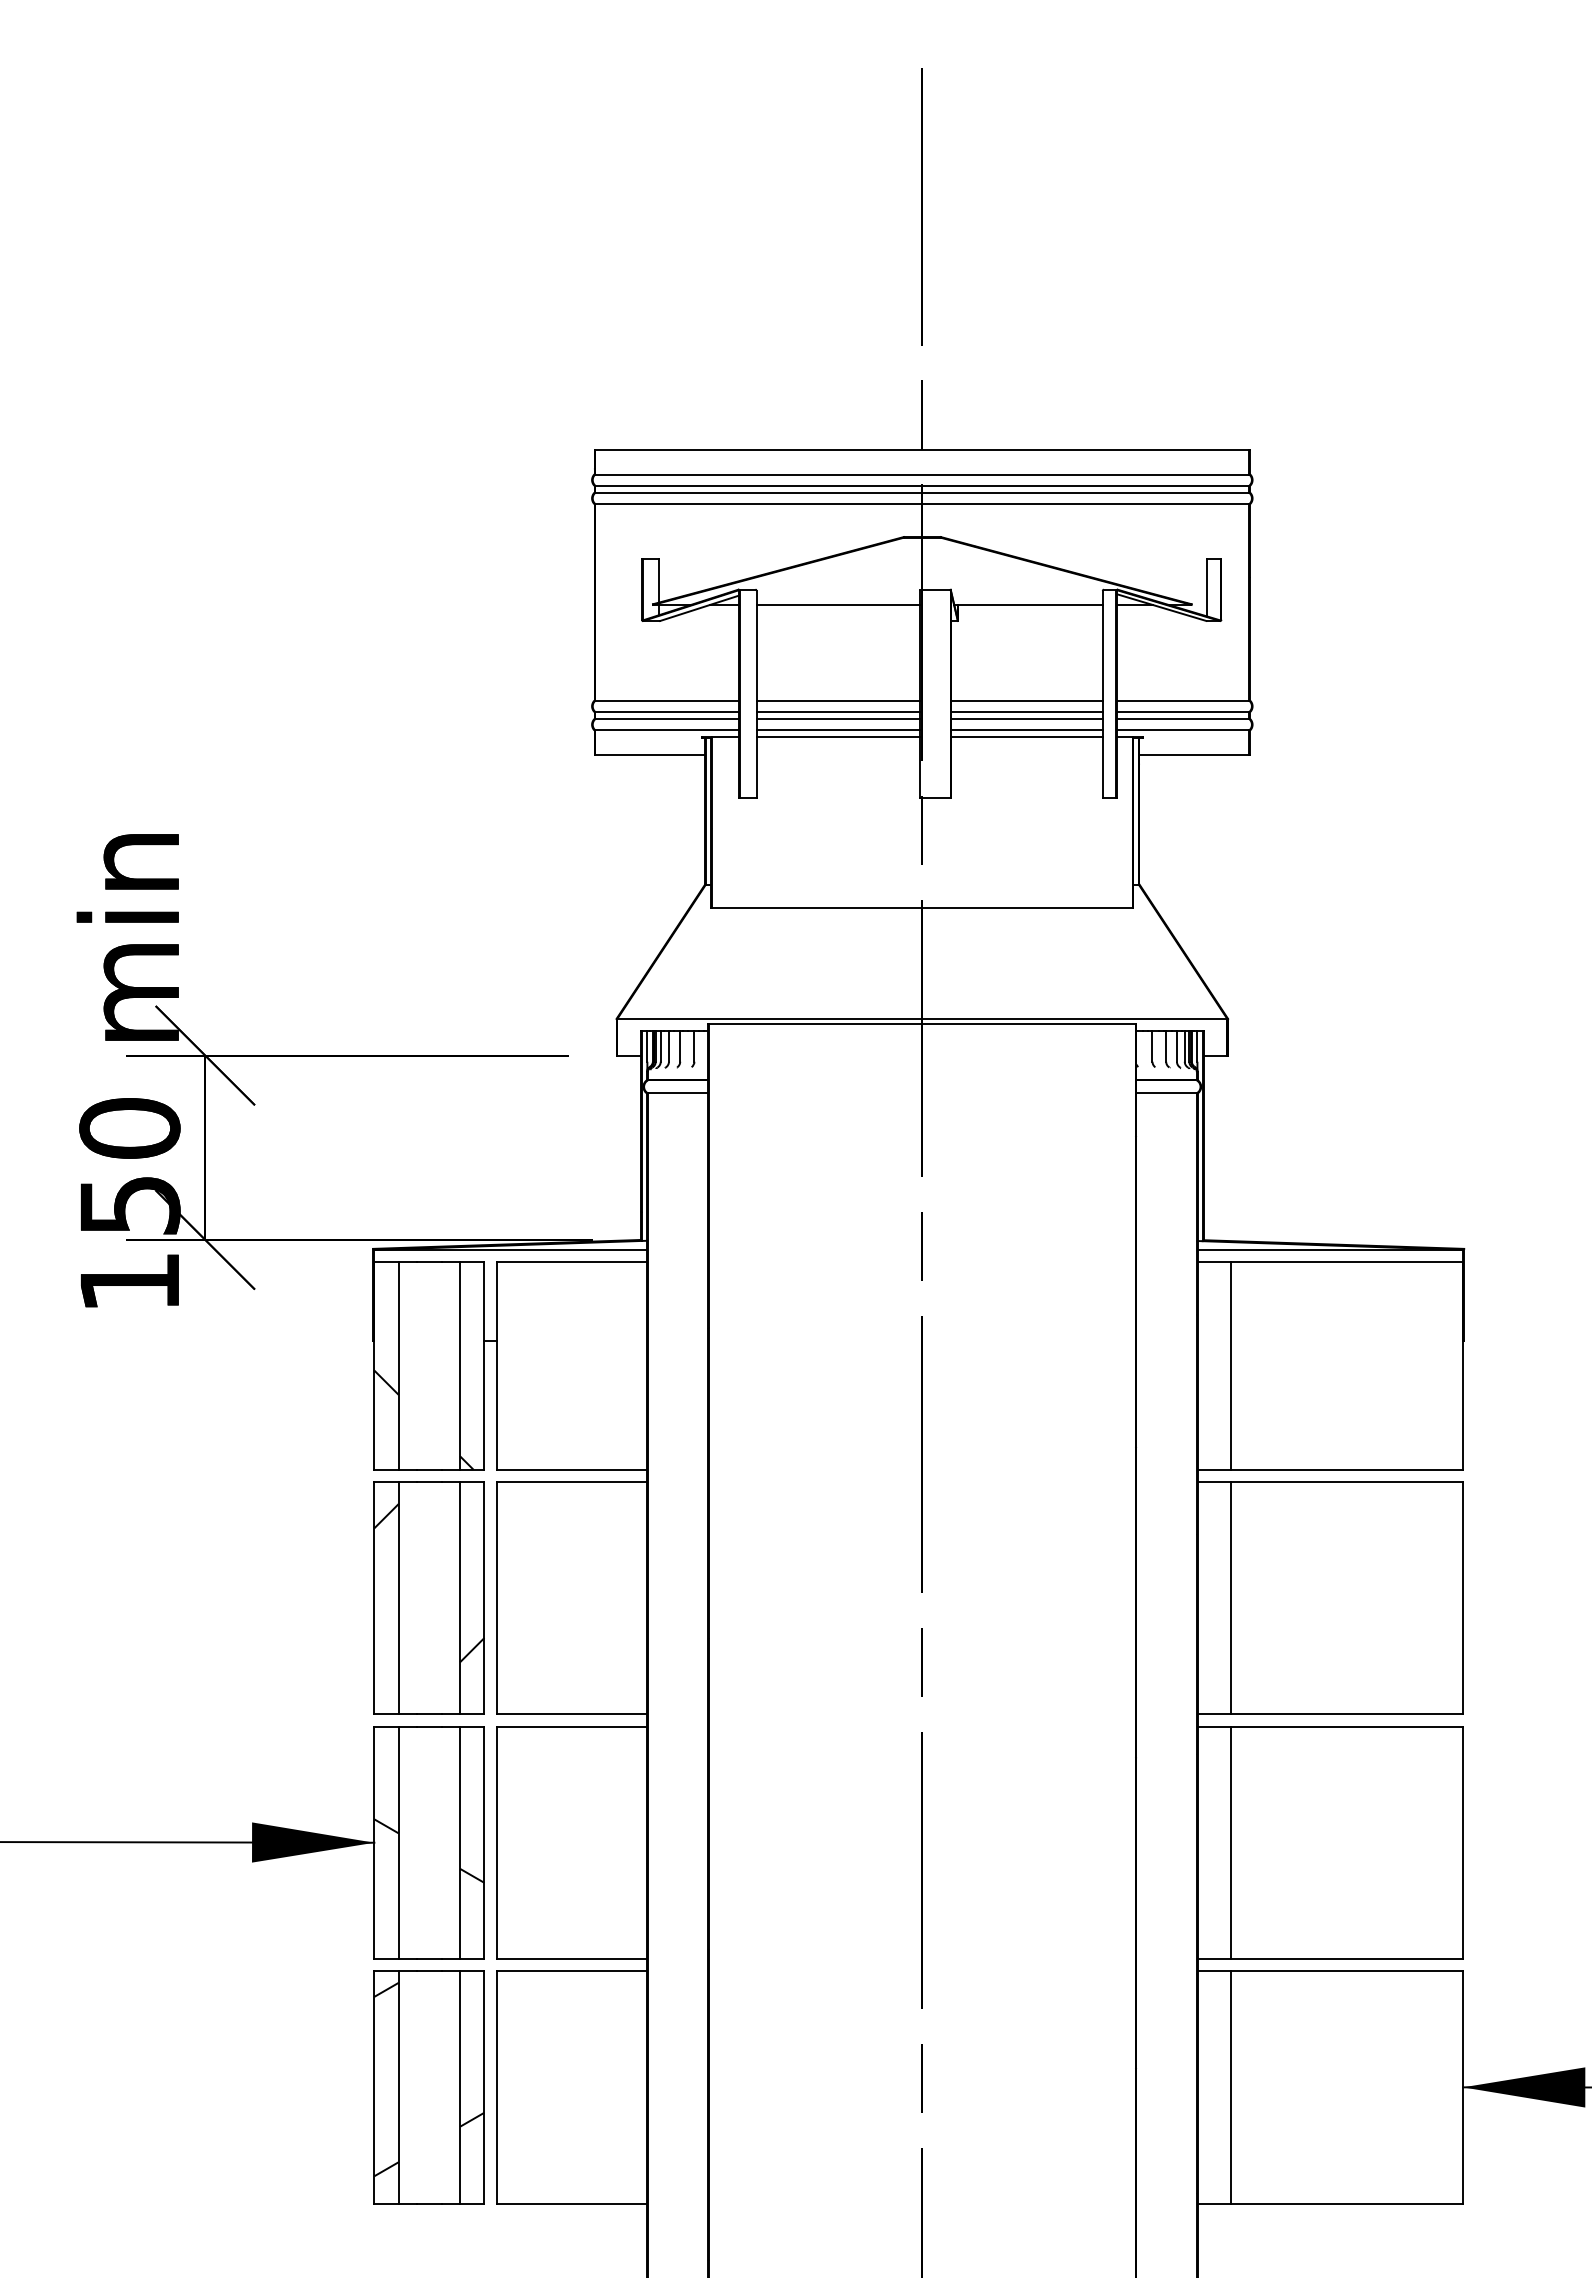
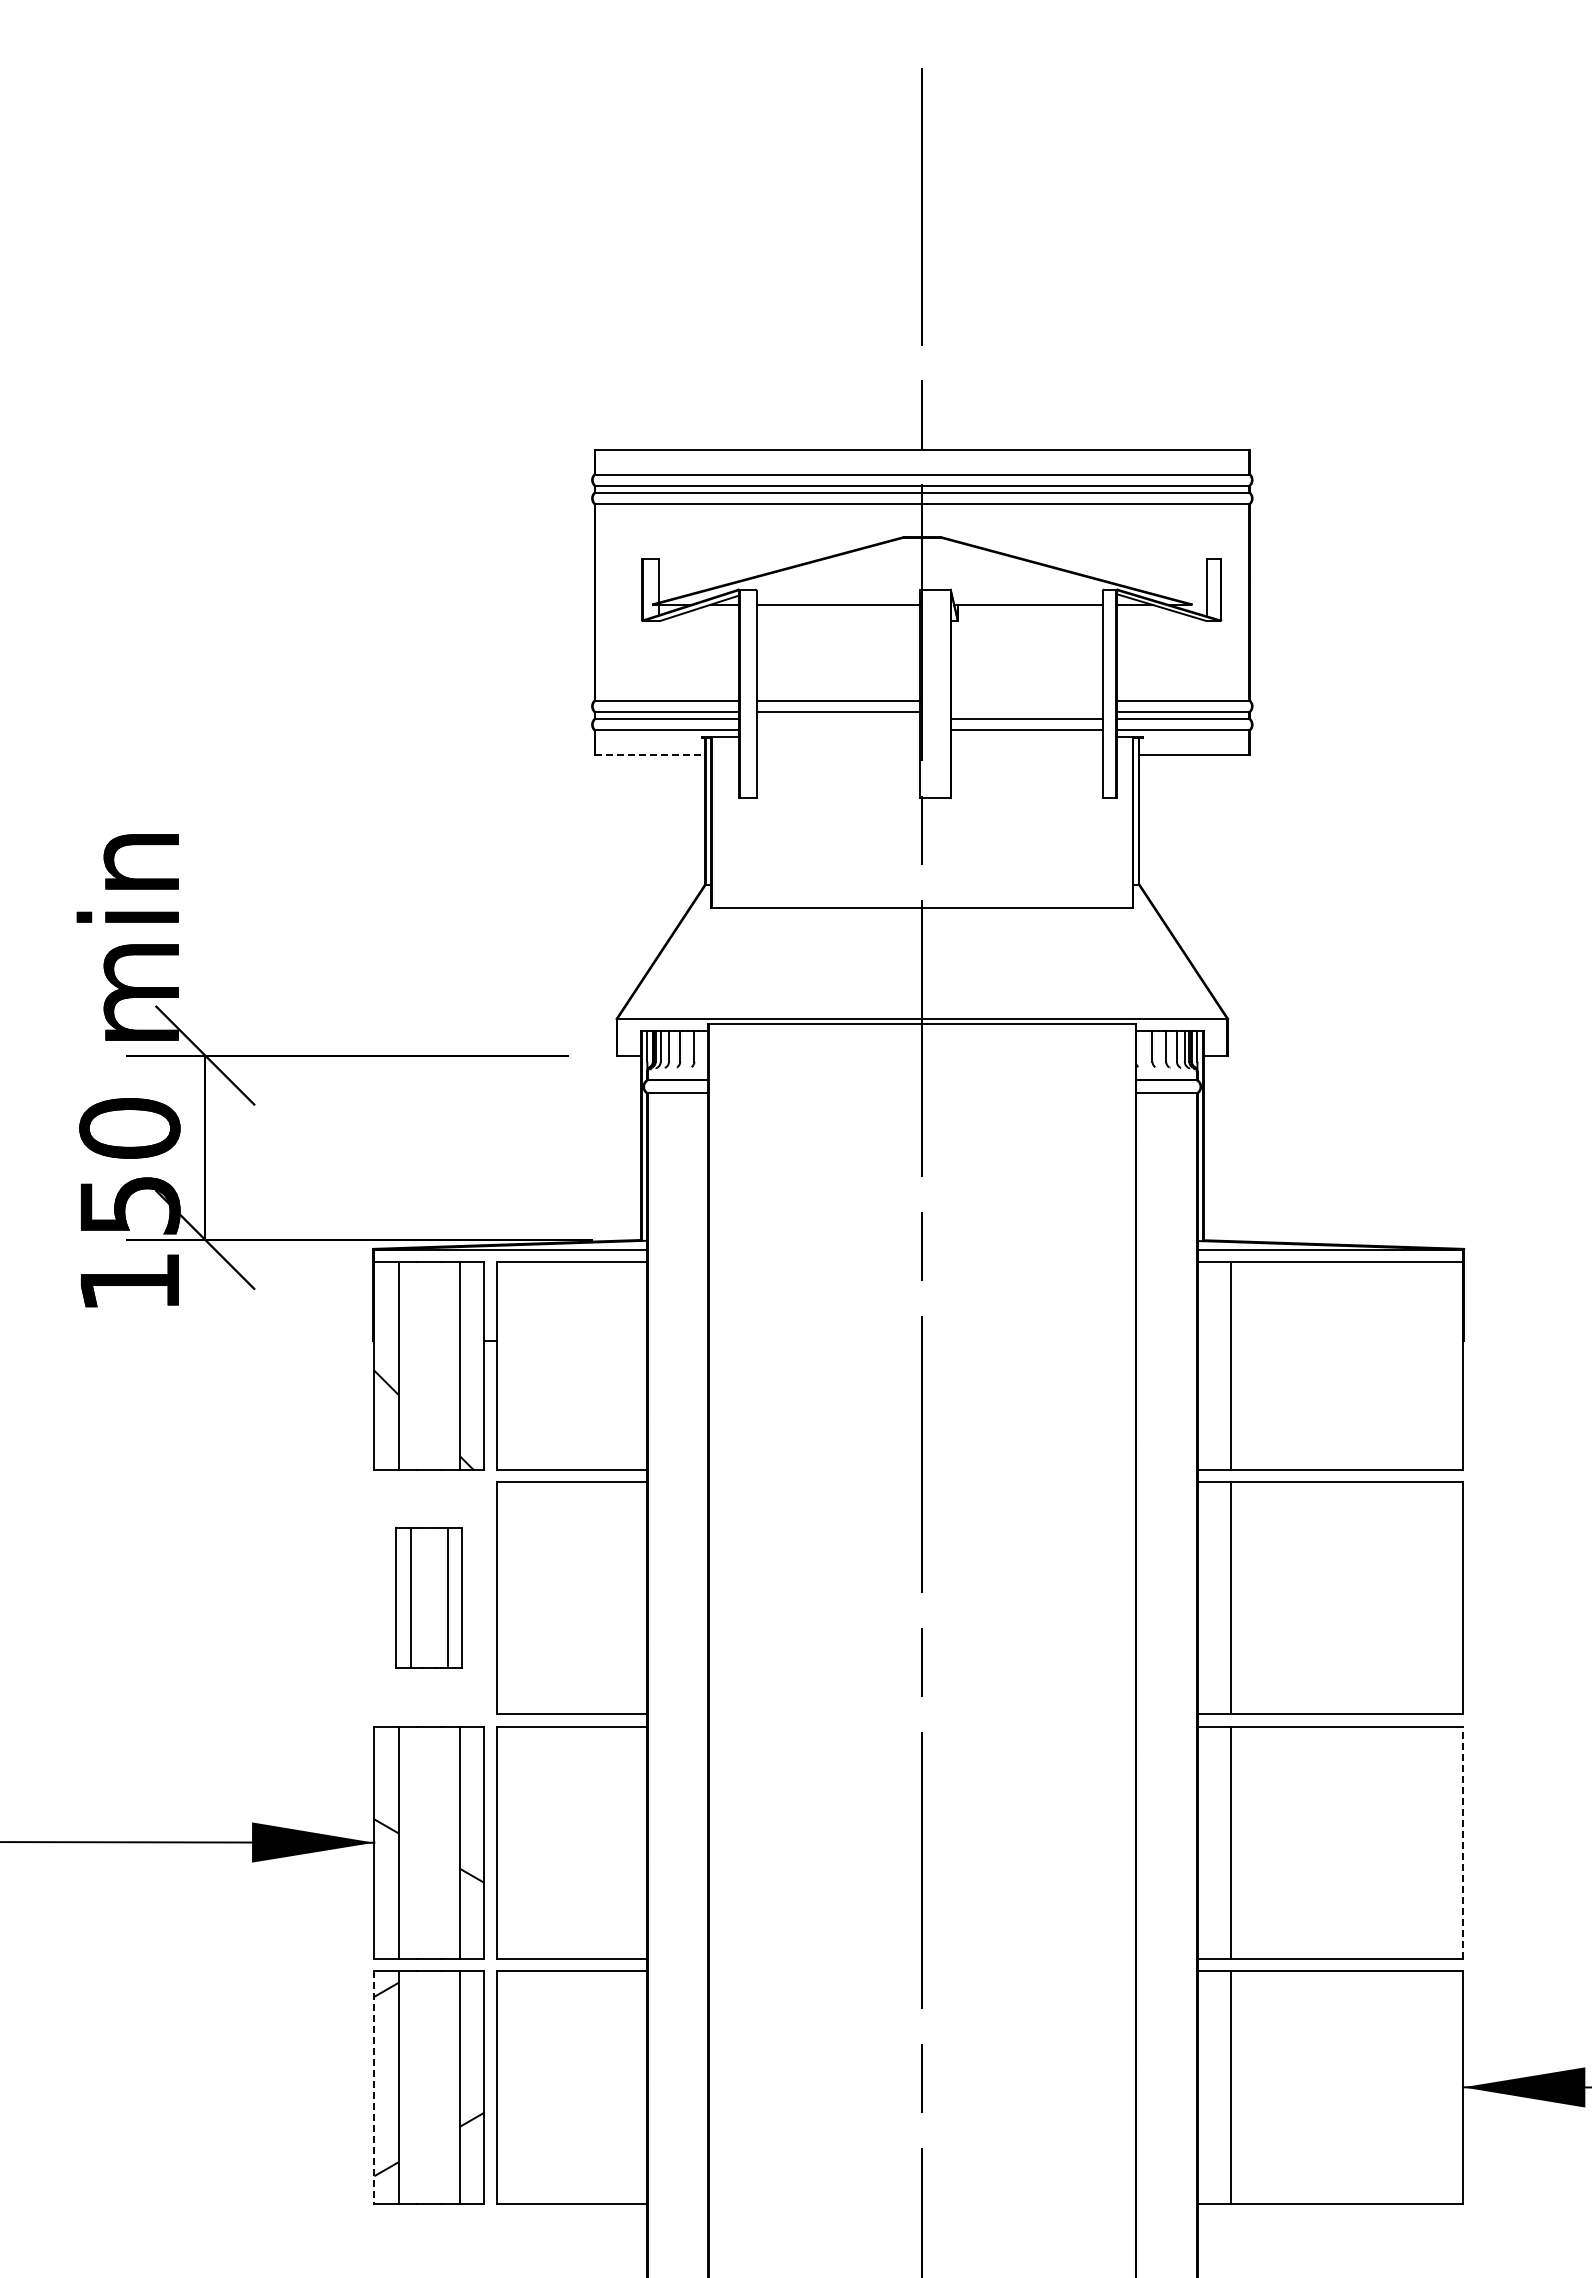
line: present -> none (1026, 700)
line: present -> none (1026, 711)
line: present -> none (838, 719)
line: present -> none (838, 730)
line: present -> none (838, 736)
line: present -> none (1026, 736)
line: solid -> dashed (650, 755)
part size: 112x234 px -> 68x142 px (428, 1597)
line: solid -> dashed (1462, 1842)
line: solid -> dashed (374, 2087)
